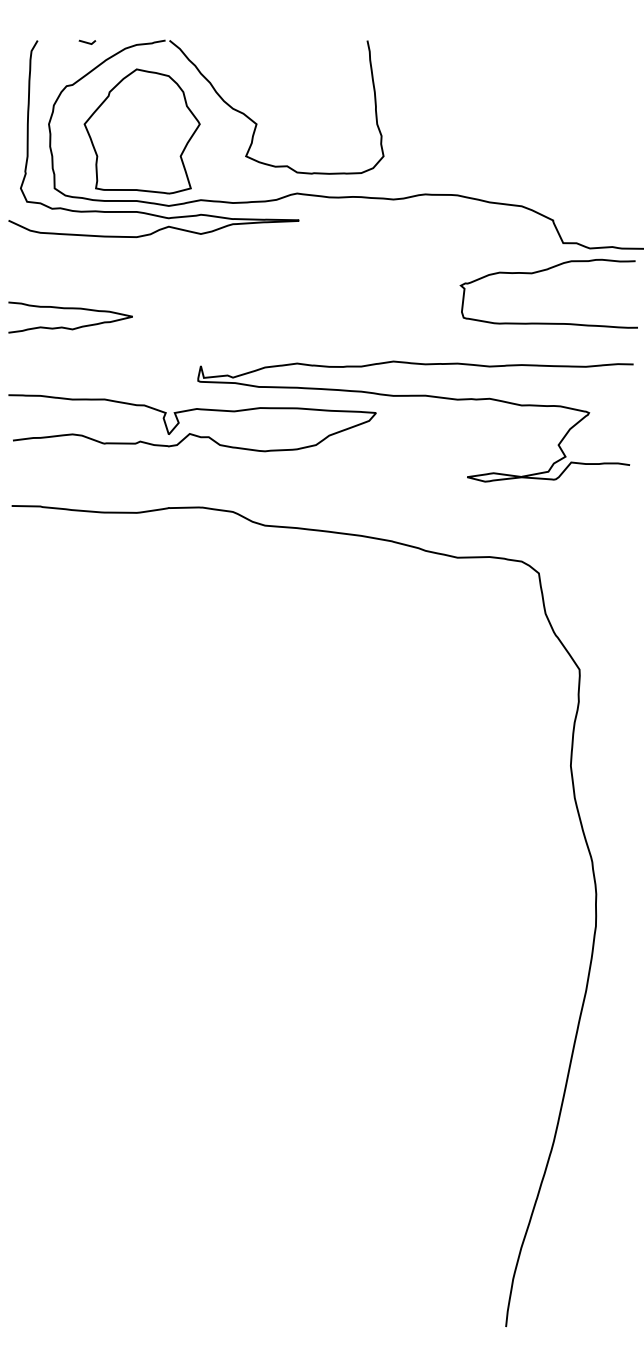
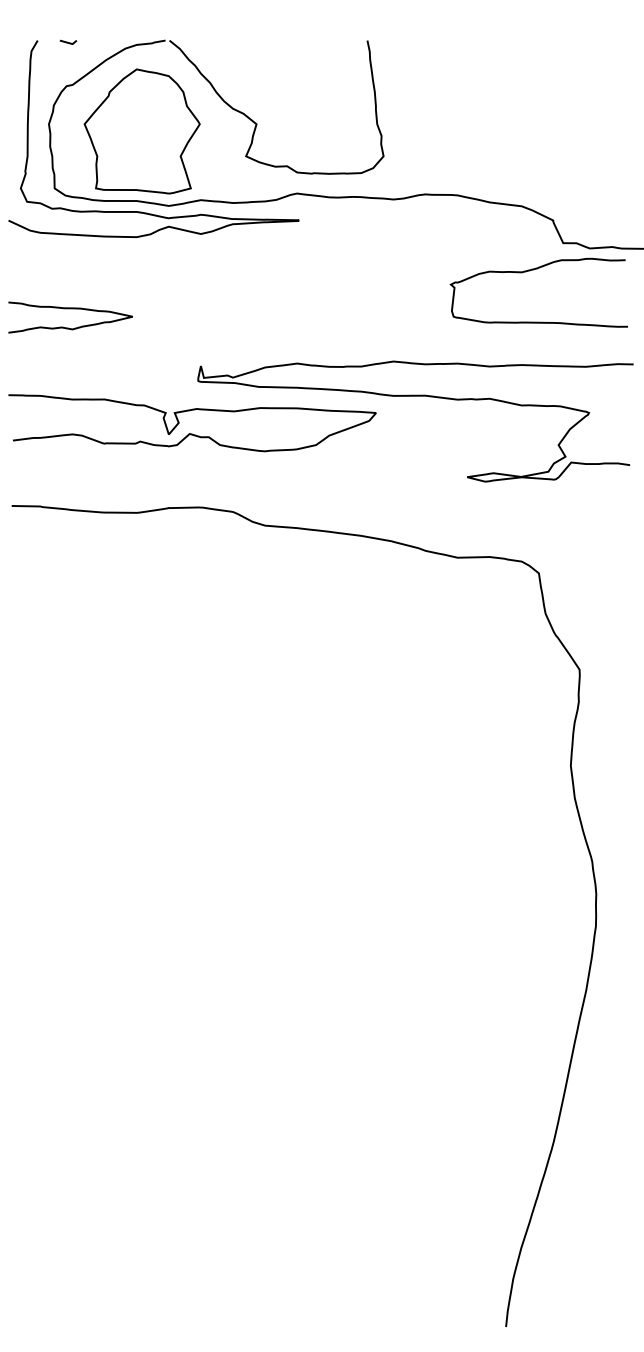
line position: (86, 41) -> (67, 41) (67, 41)
curve position: (540, 272) -> (530, 271) (530, 271)
